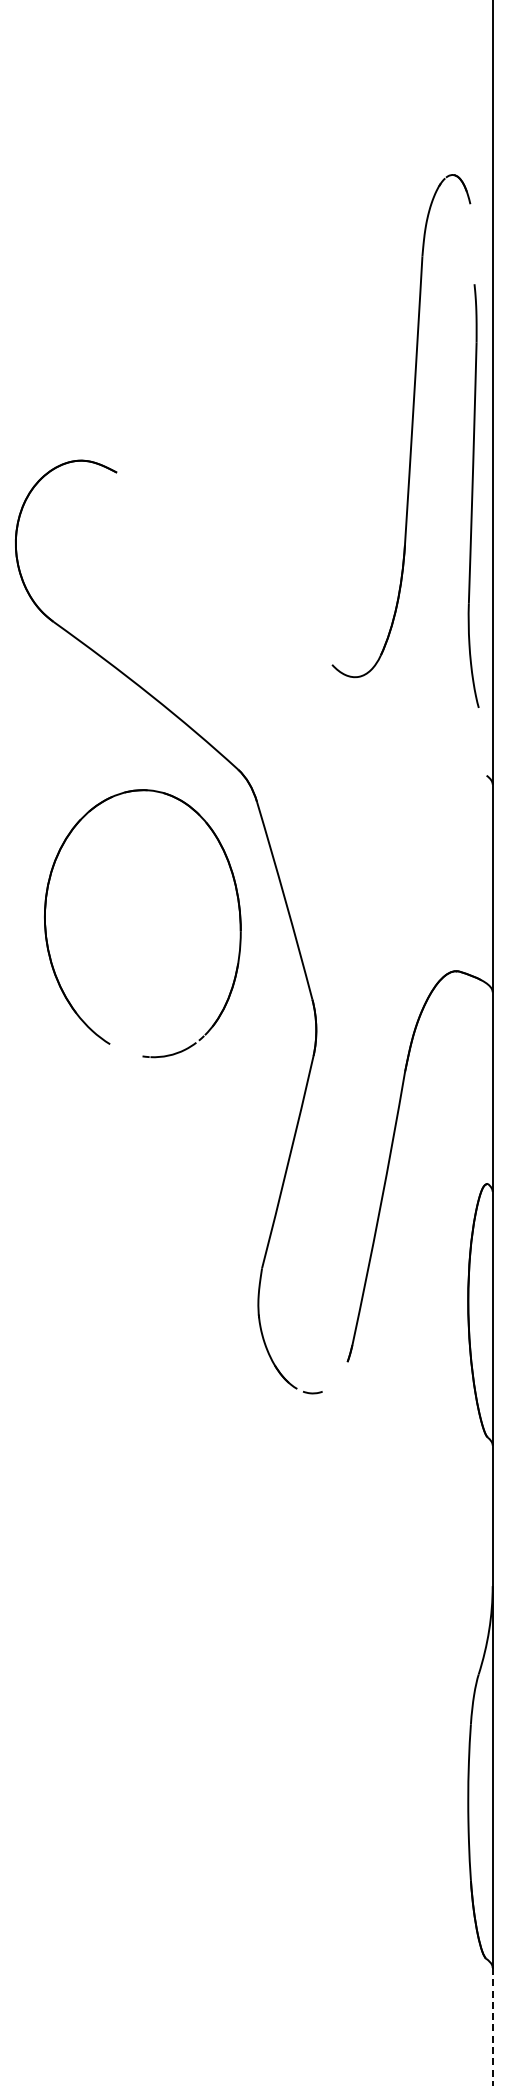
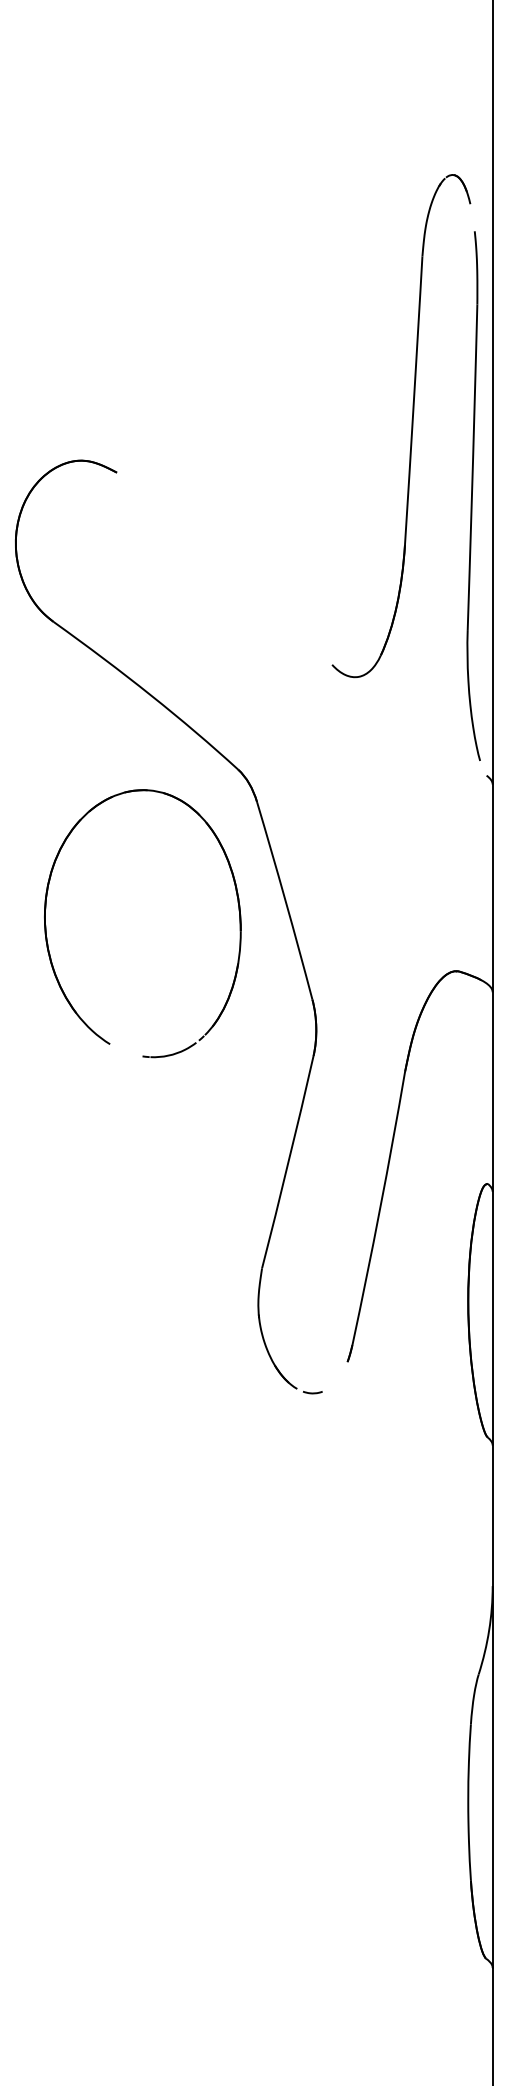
part size: 13x424 px -> 15x530 px (473, 495)
line: dashed -> solid (492, 2026)
